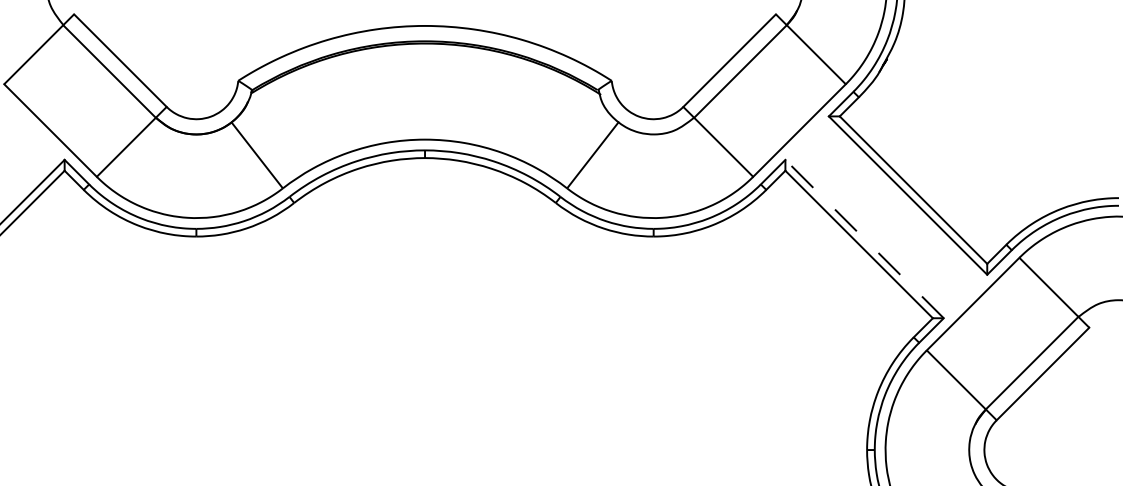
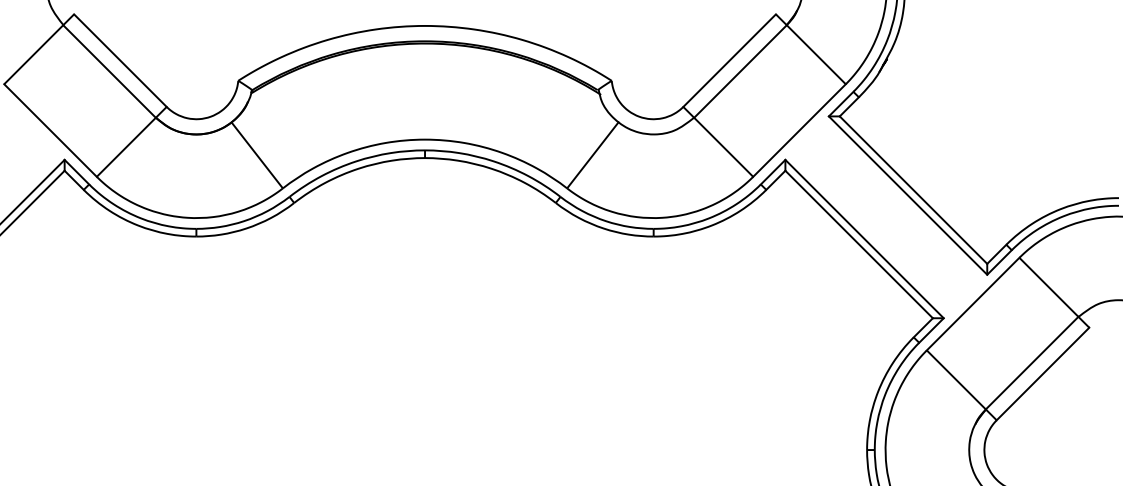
line: dashed -> solid (864, 239)
